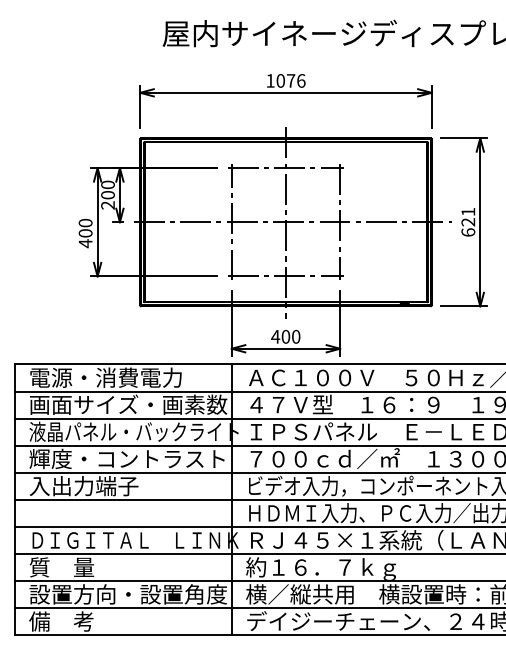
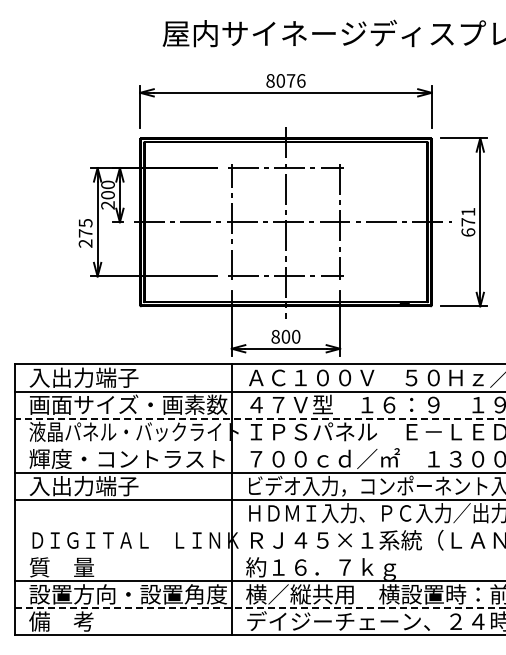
text: 1076 -> 8076 (270, 80)
text: 621 -> 671 (468, 222)
text: 400 -> 275 (85, 233)
text: 400 -> 800 (275, 336)
text: 電源・消費電力 -> 入出力端子 (105, 377)
line: solid -> dashed (259, 418)
line: present -> none (258, 445)
line: present -> none (258, 526)
line: present -> none (258, 554)
line: solid -> dashed (260, 608)
